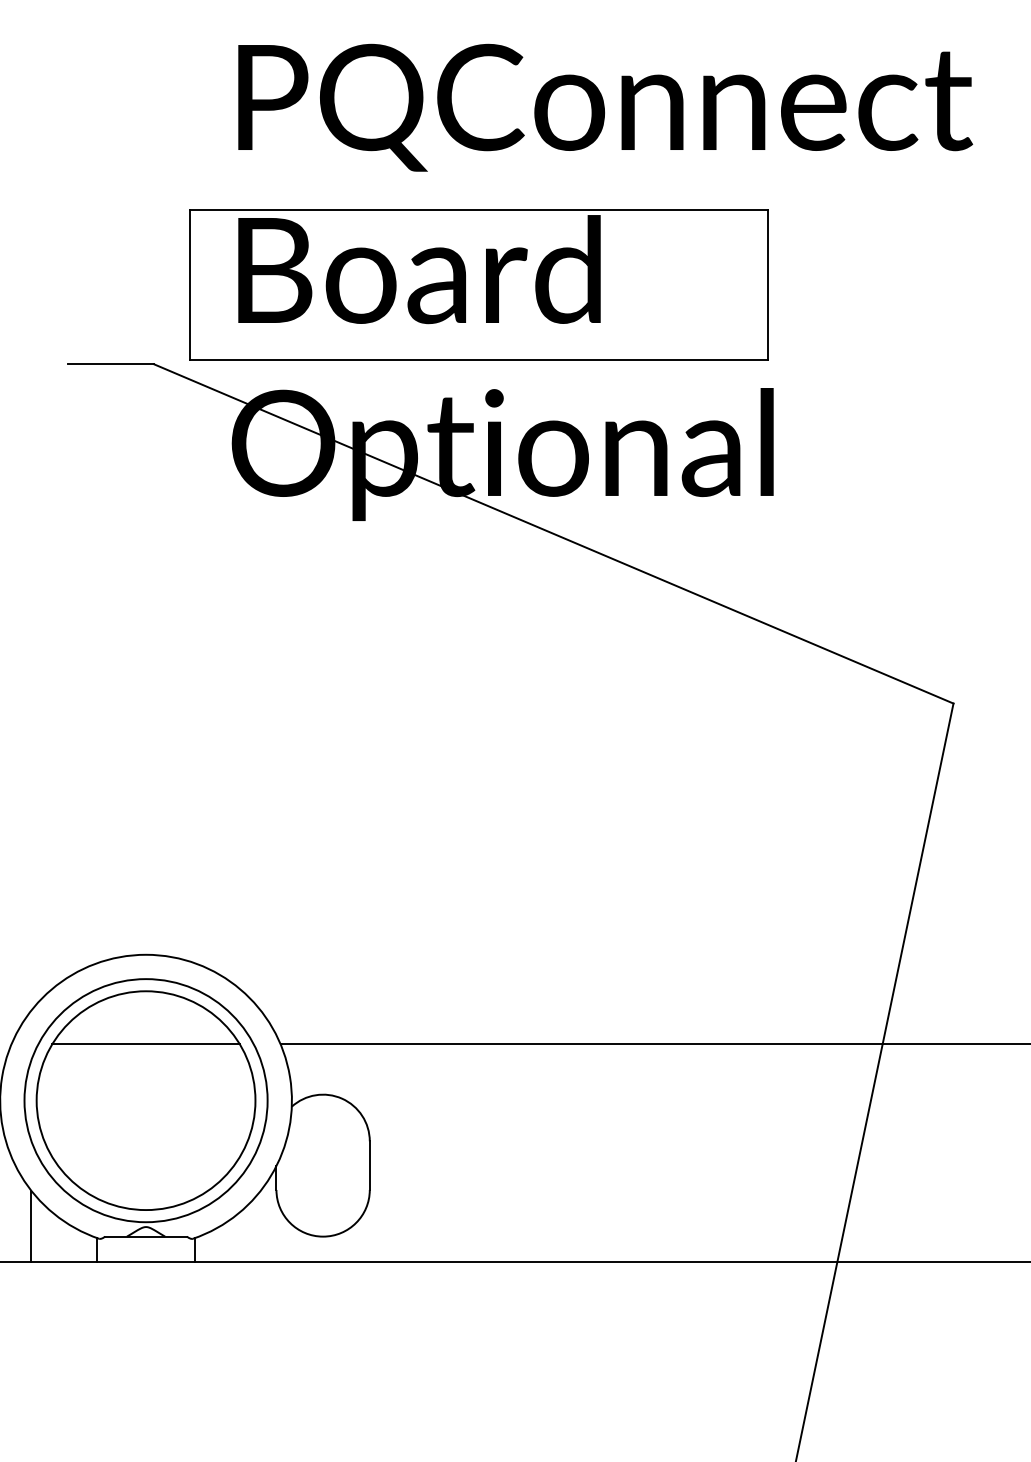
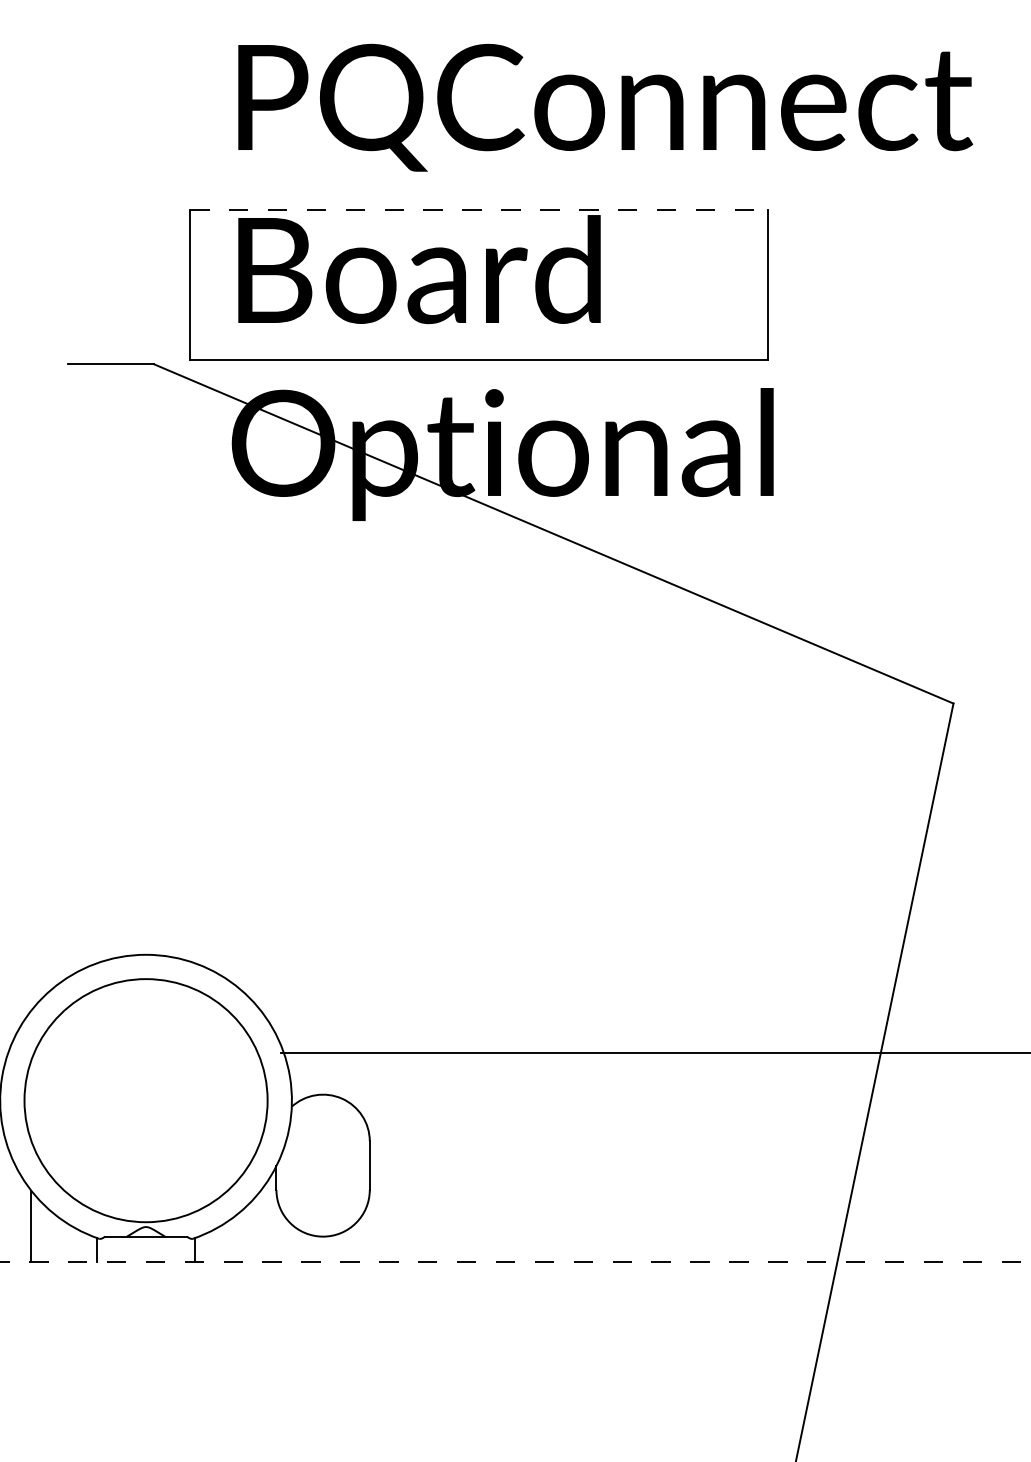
line: solid -> dashed (479, 210)
line position: (653, 1044) -> (653, 1053) (653, 1053)
part: present -> none (145, 1100)
line: solid -> dashed (515, 1261)
